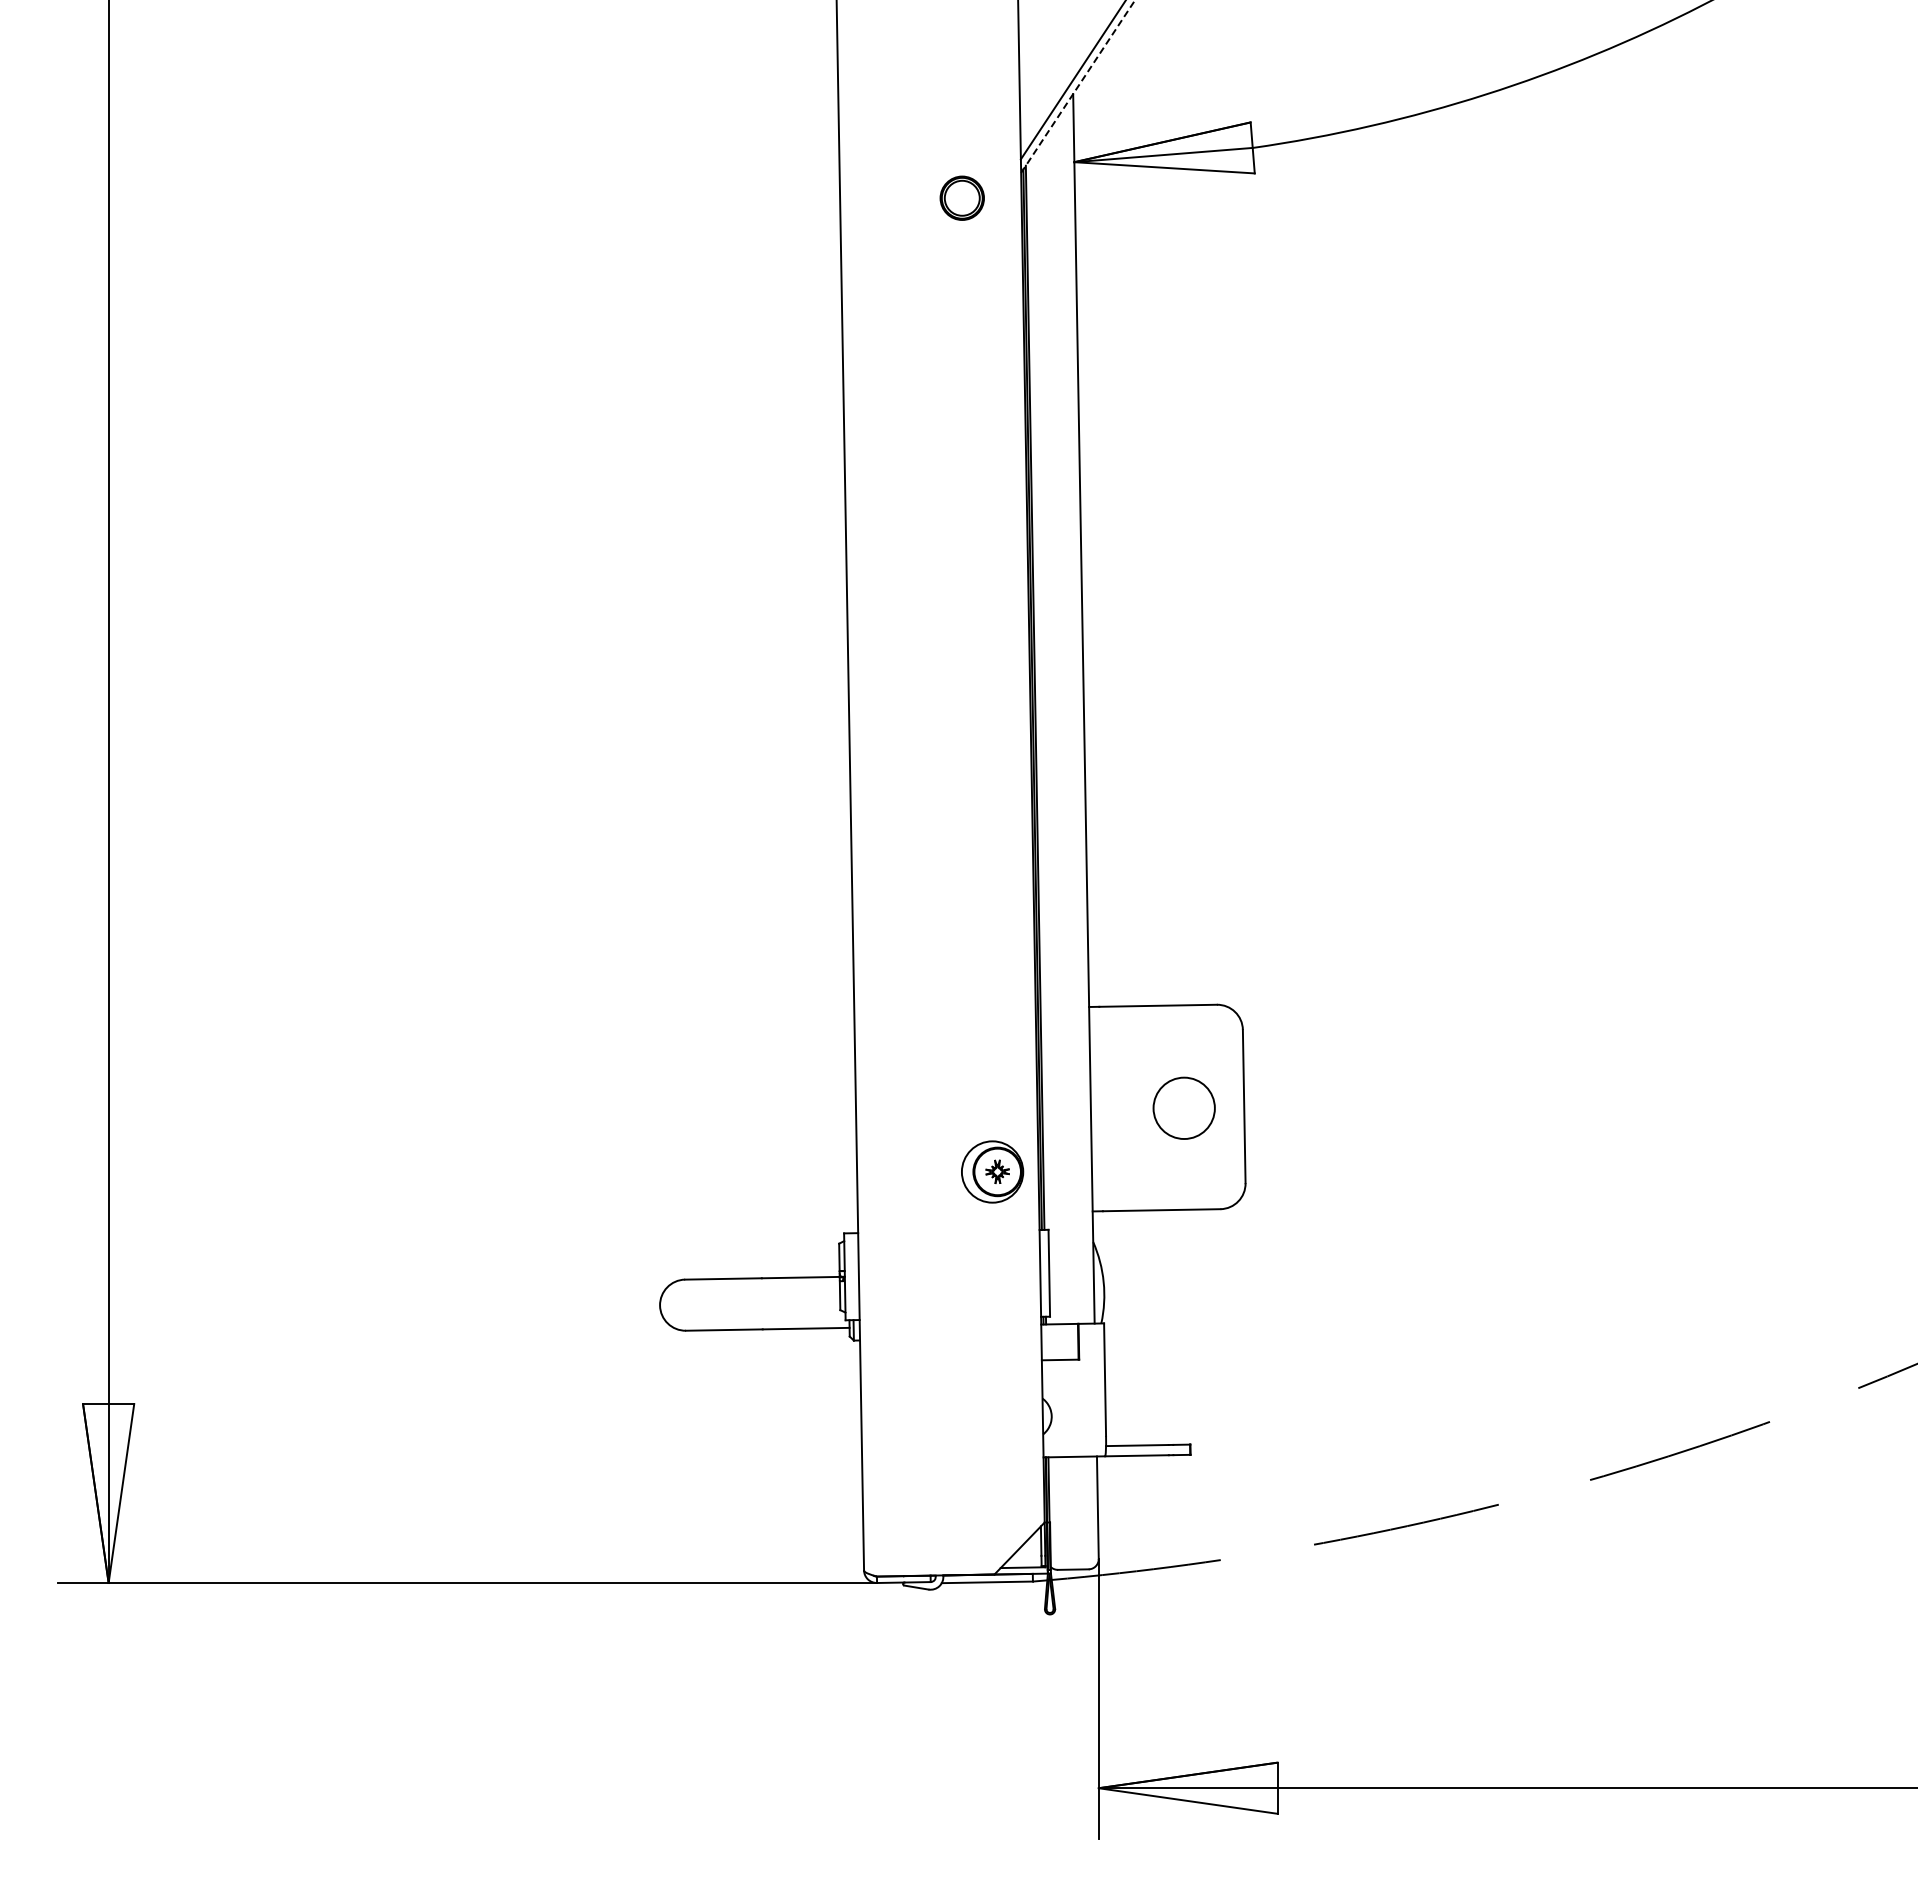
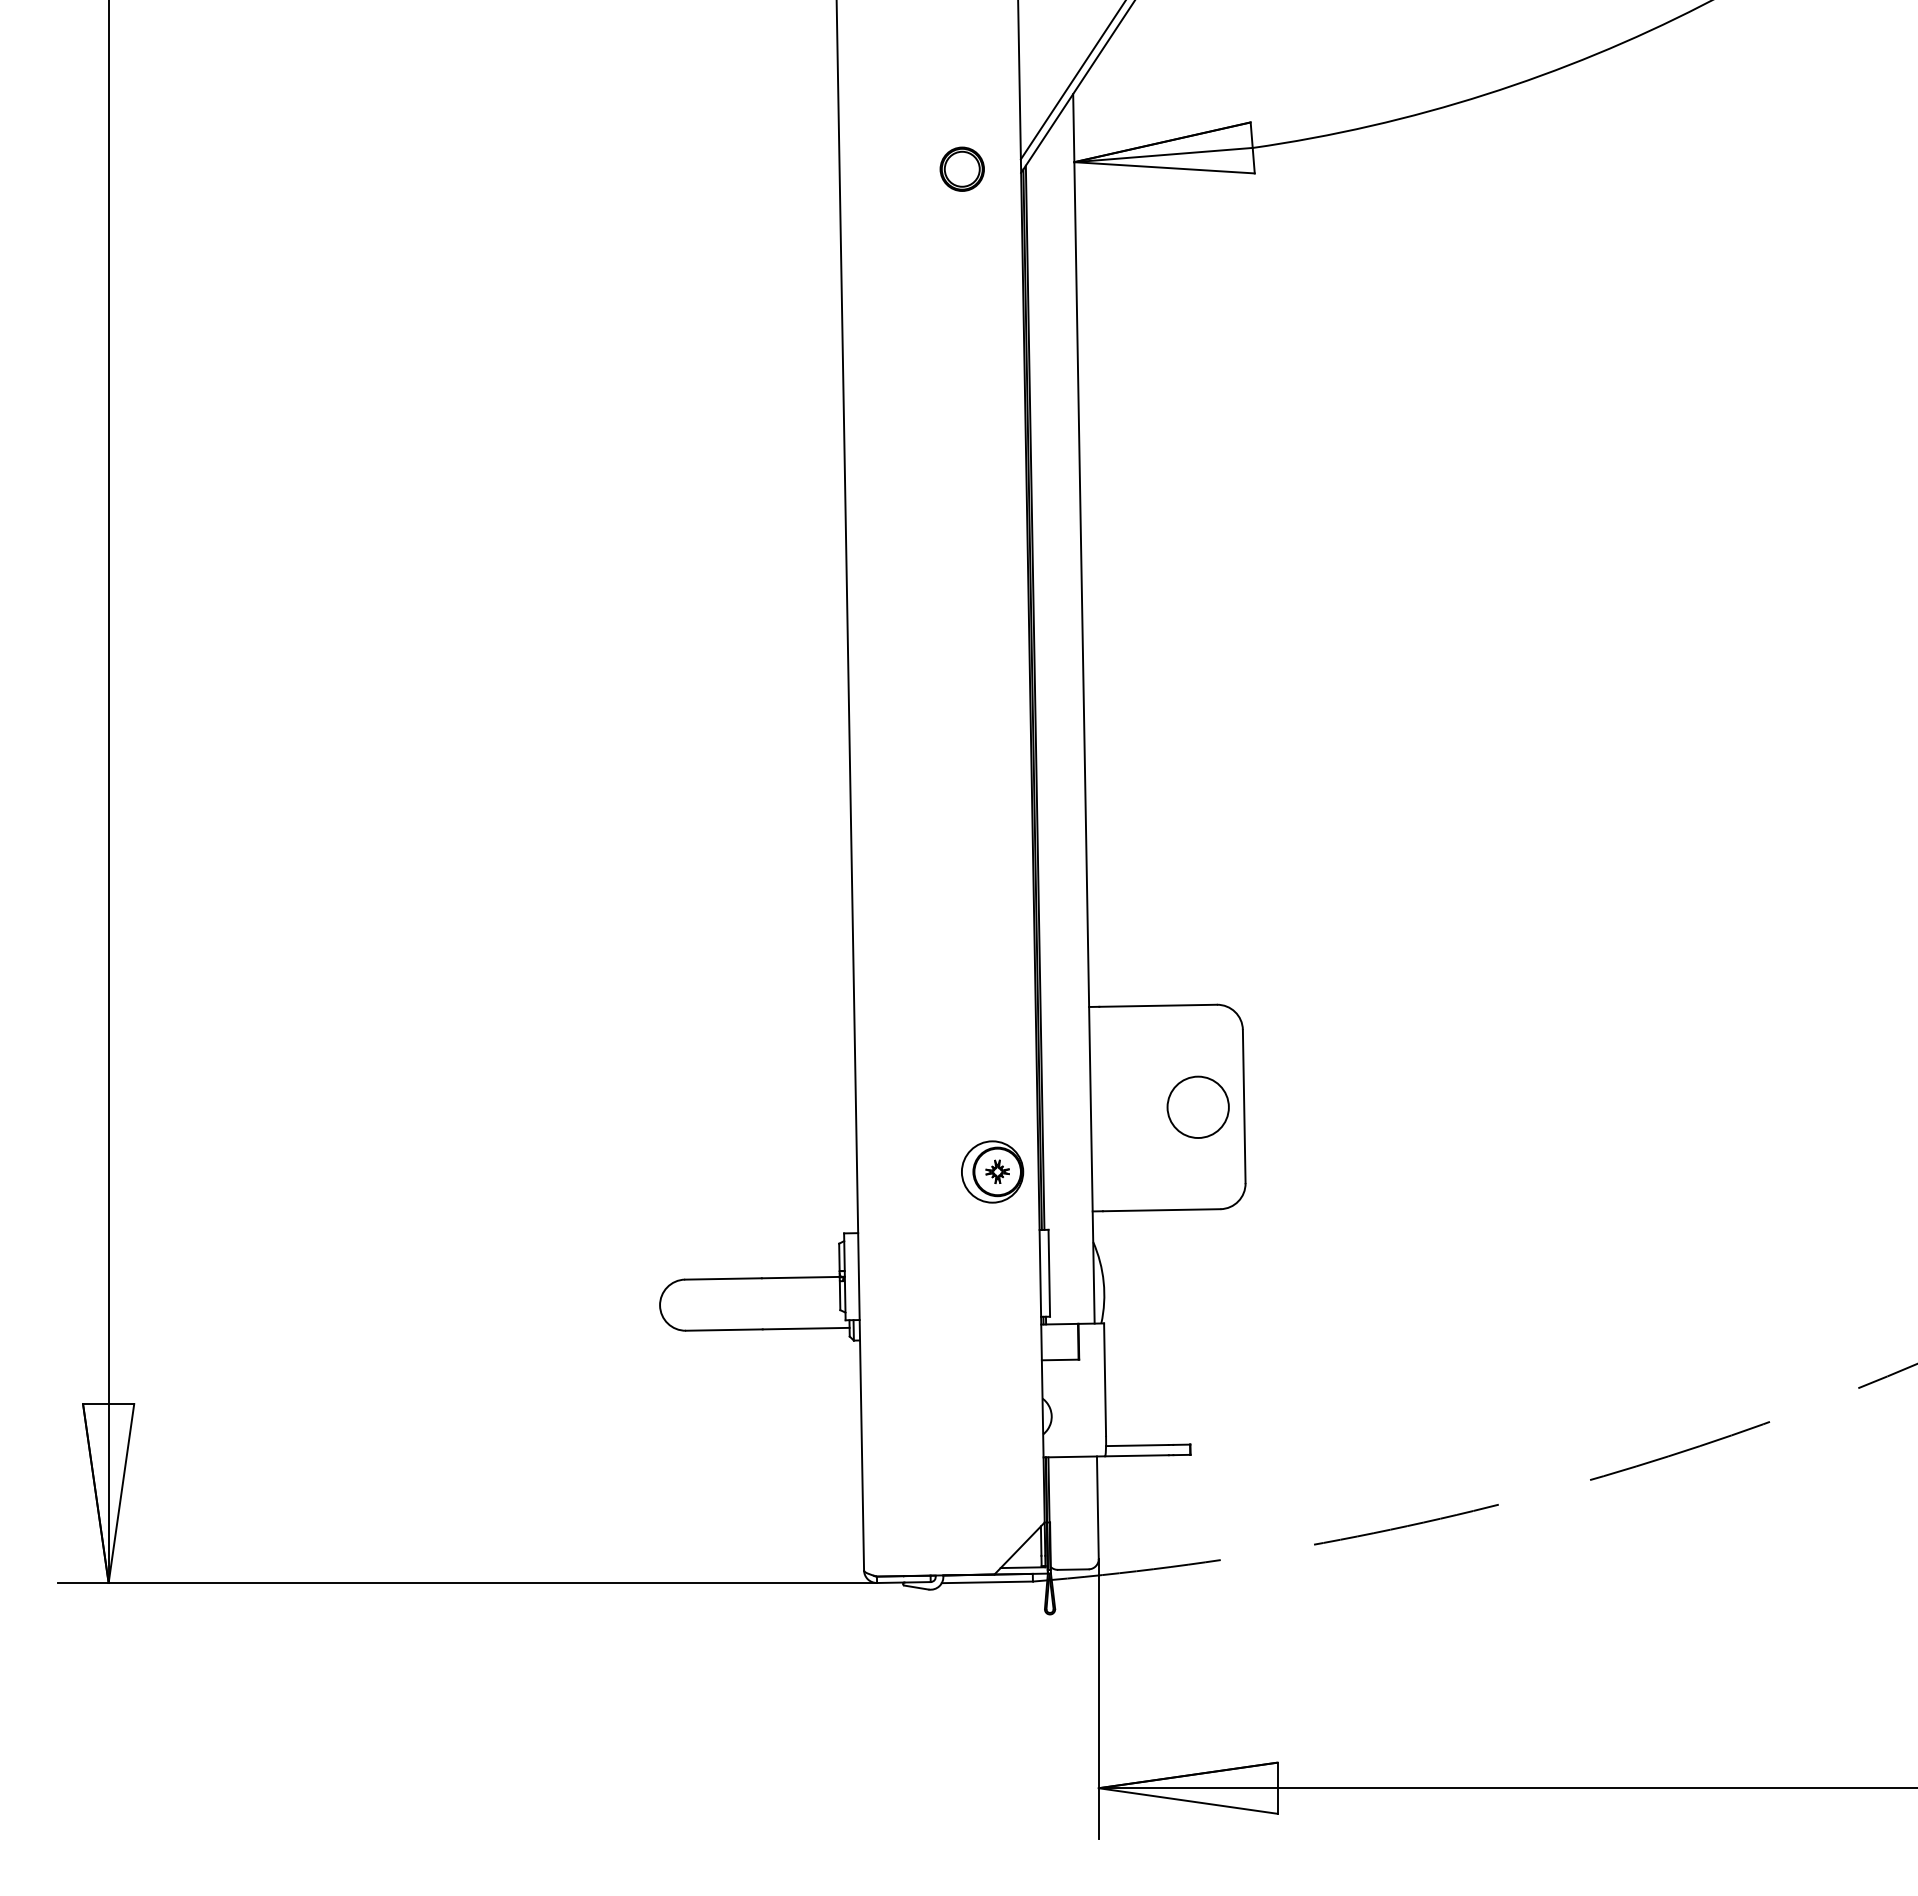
line: dashed -> solid (1078, 86)
part position: (961, 197) -> (961, 168) (961, 168)
circle position: (1183, 1107) -> (1197, 1106) (1197, 1106)
